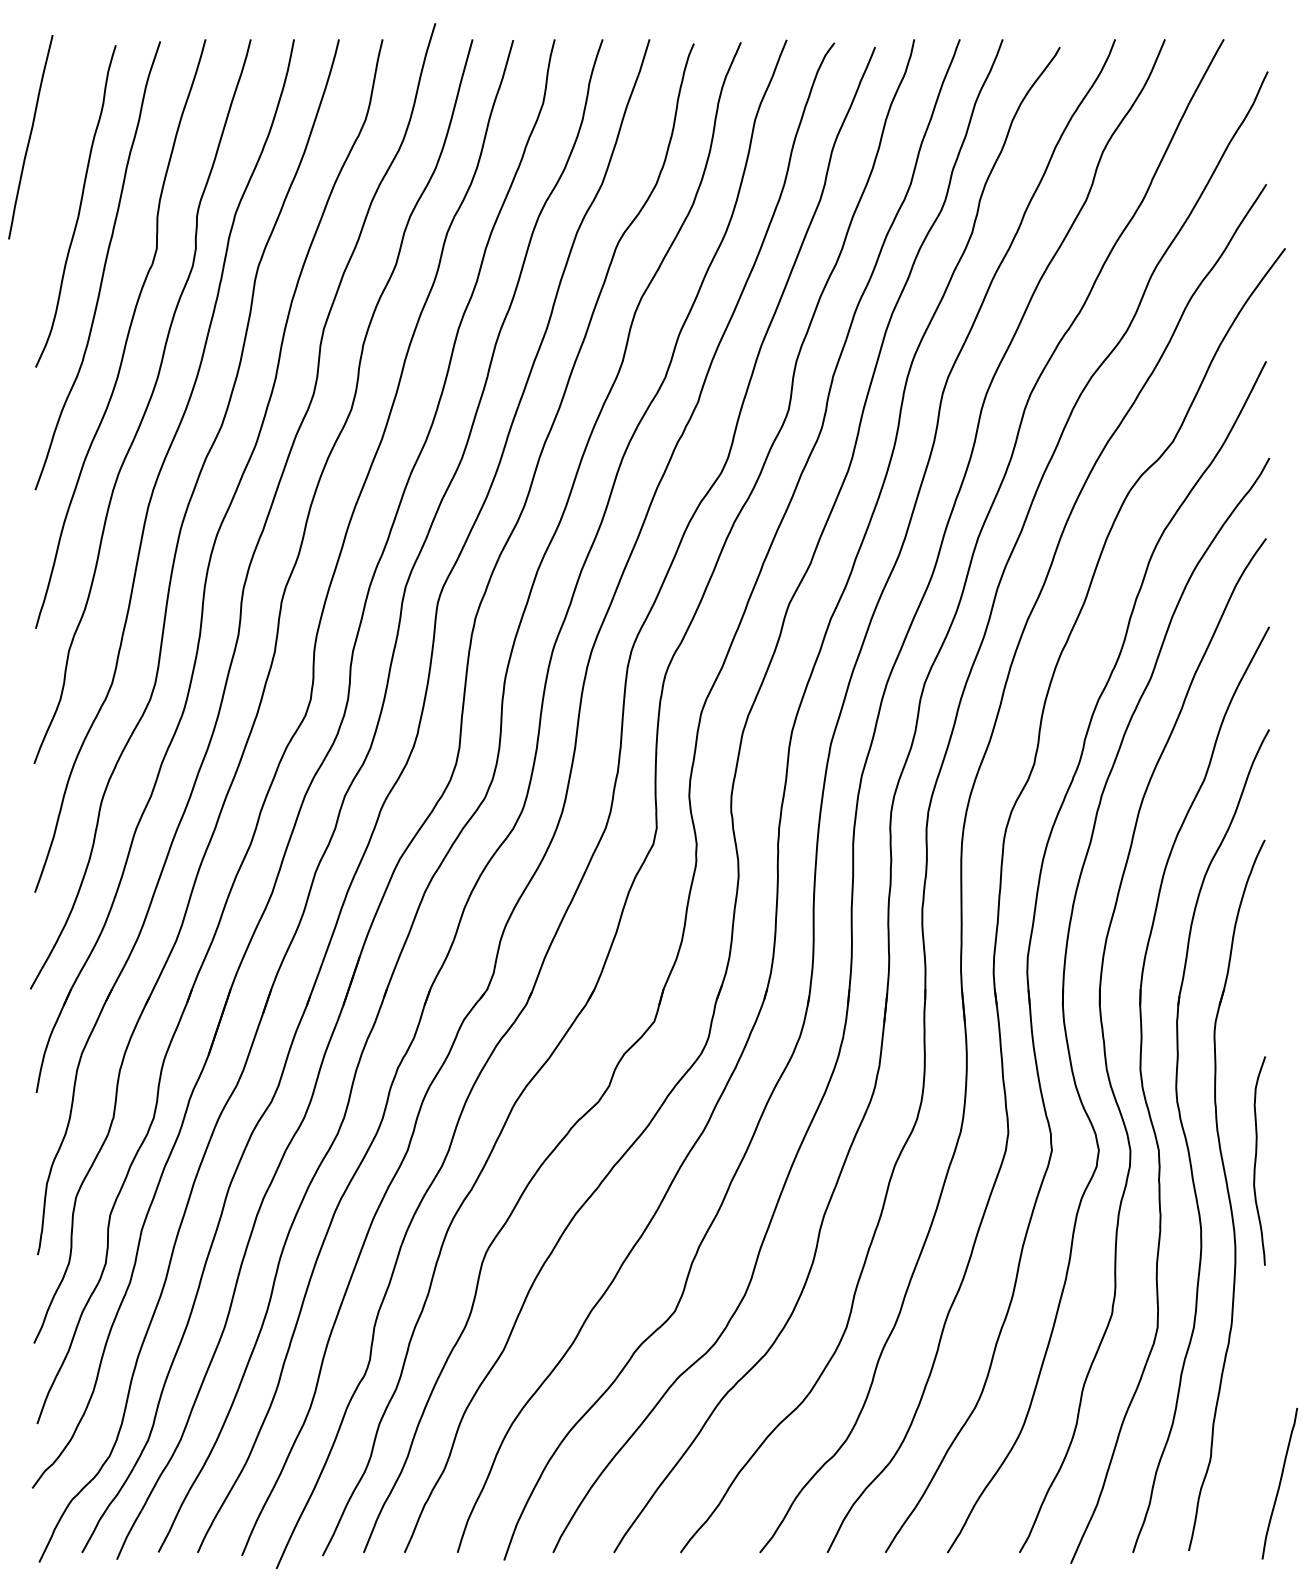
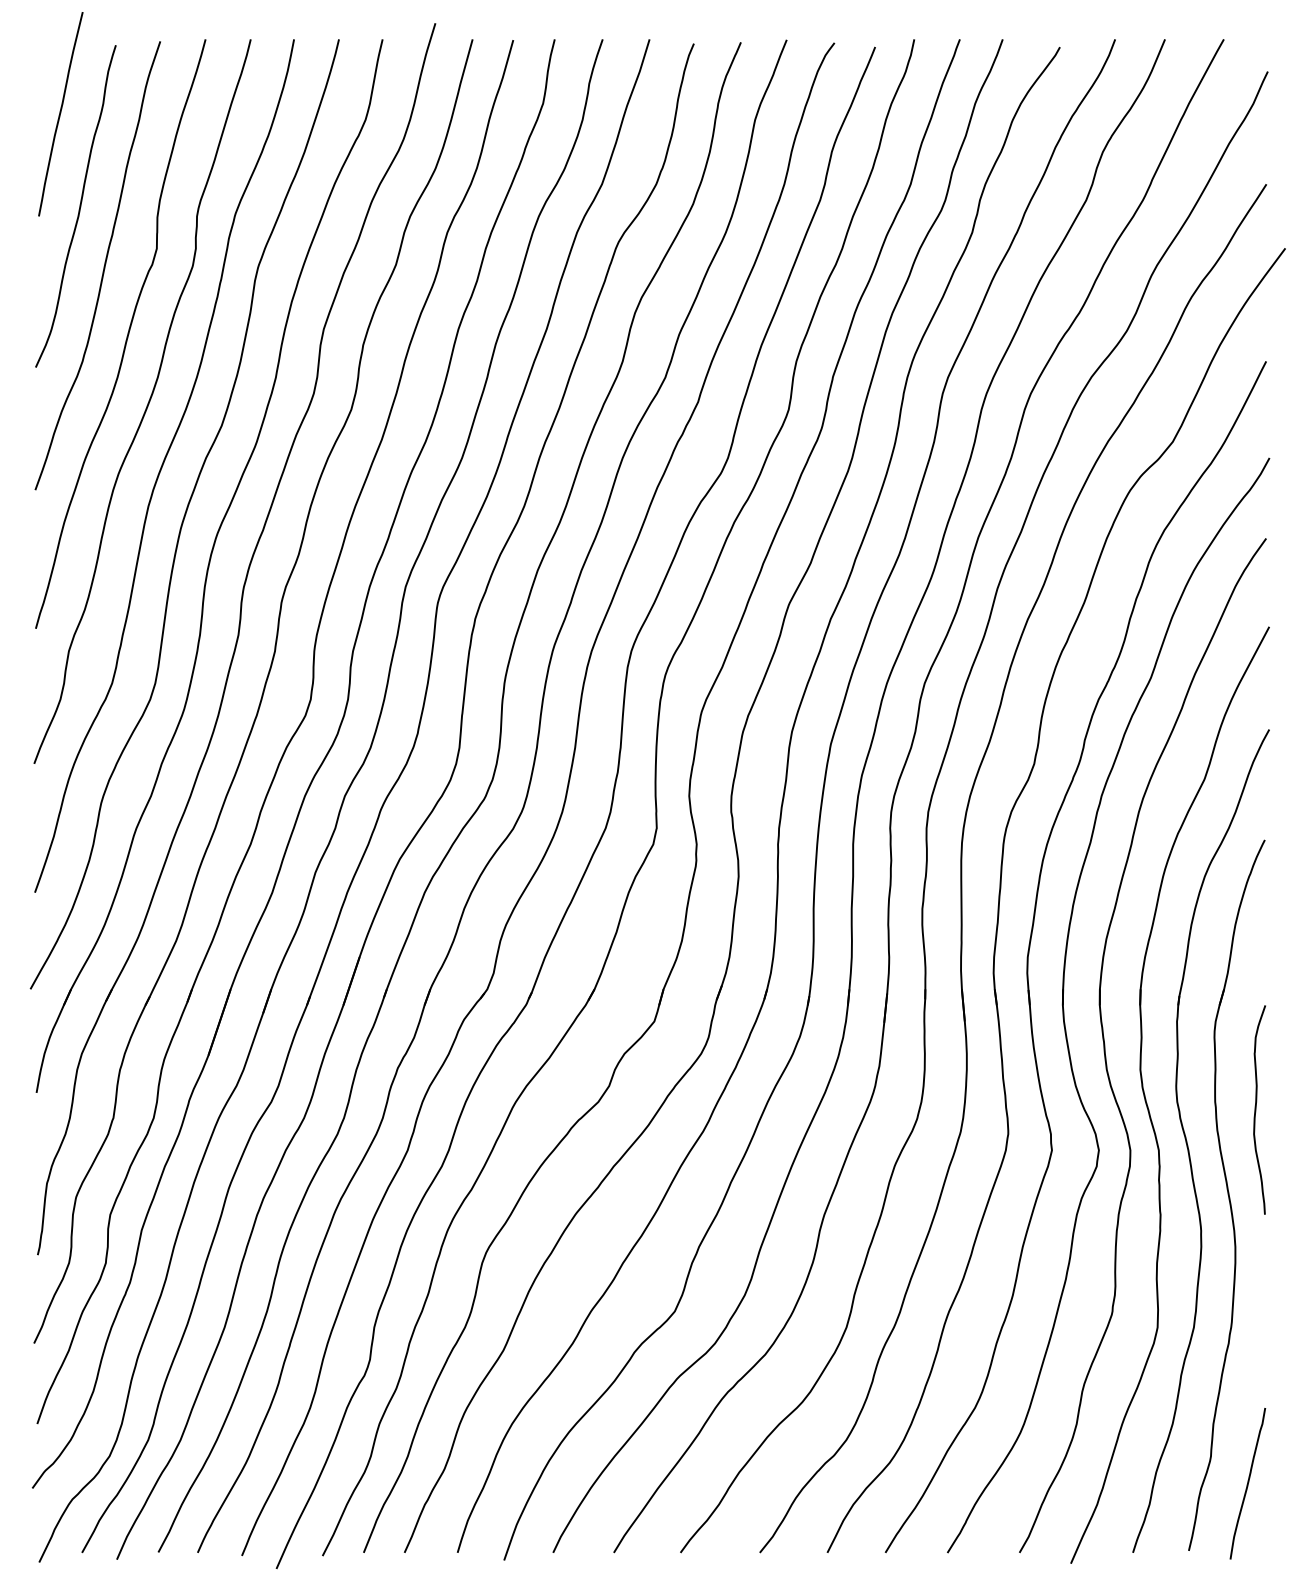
curve position: (30, 137) -> (60, 114) (60, 114)
curve position: (1256, 1160) -> (1256, 1109) (1256, 1109)
curve position: (1279, 1483) -> (1247, 1483) (1247, 1483)
